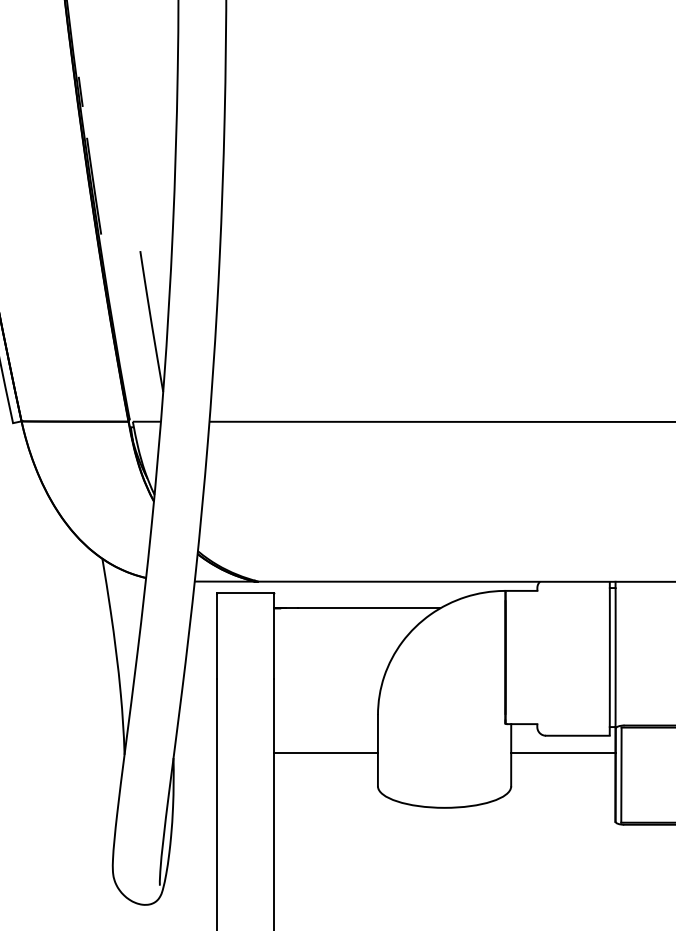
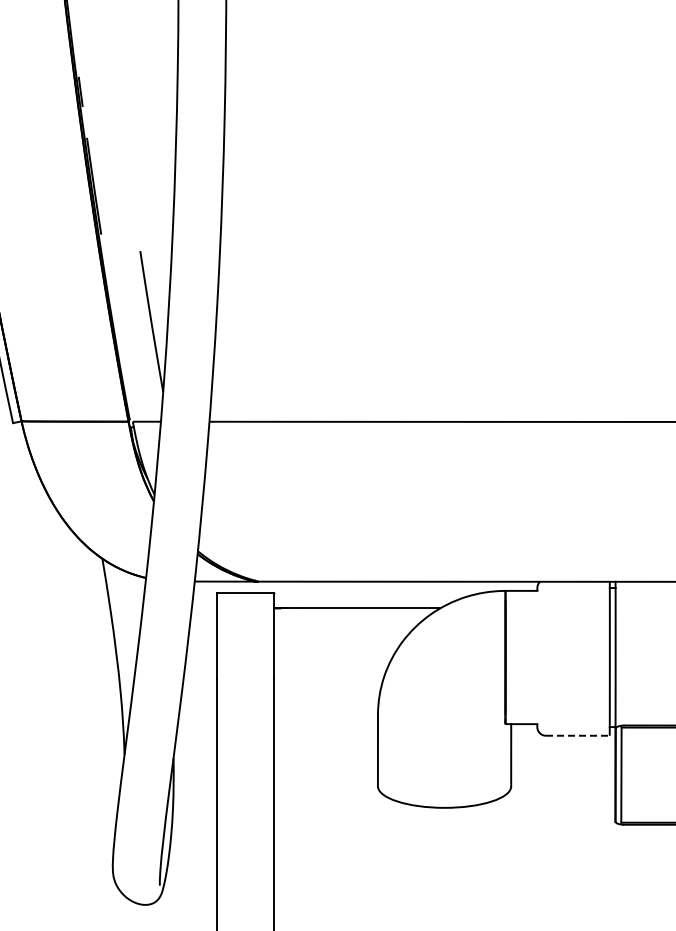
line: solid -> dashed (577, 735)
line: present -> none (325, 753)
line: present -> none (563, 753)
